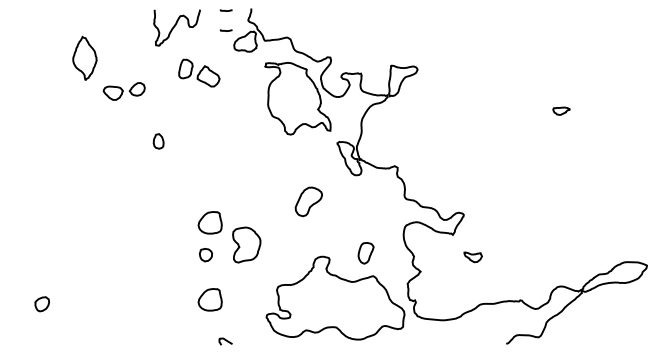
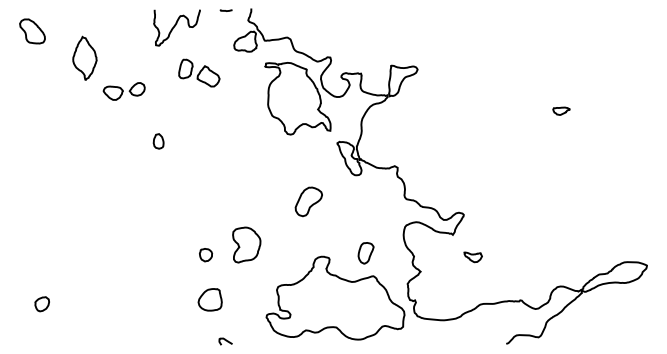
line: present -> none (225, 30)
part: none -> present (32, 31)
part: present -> none (209, 222)
